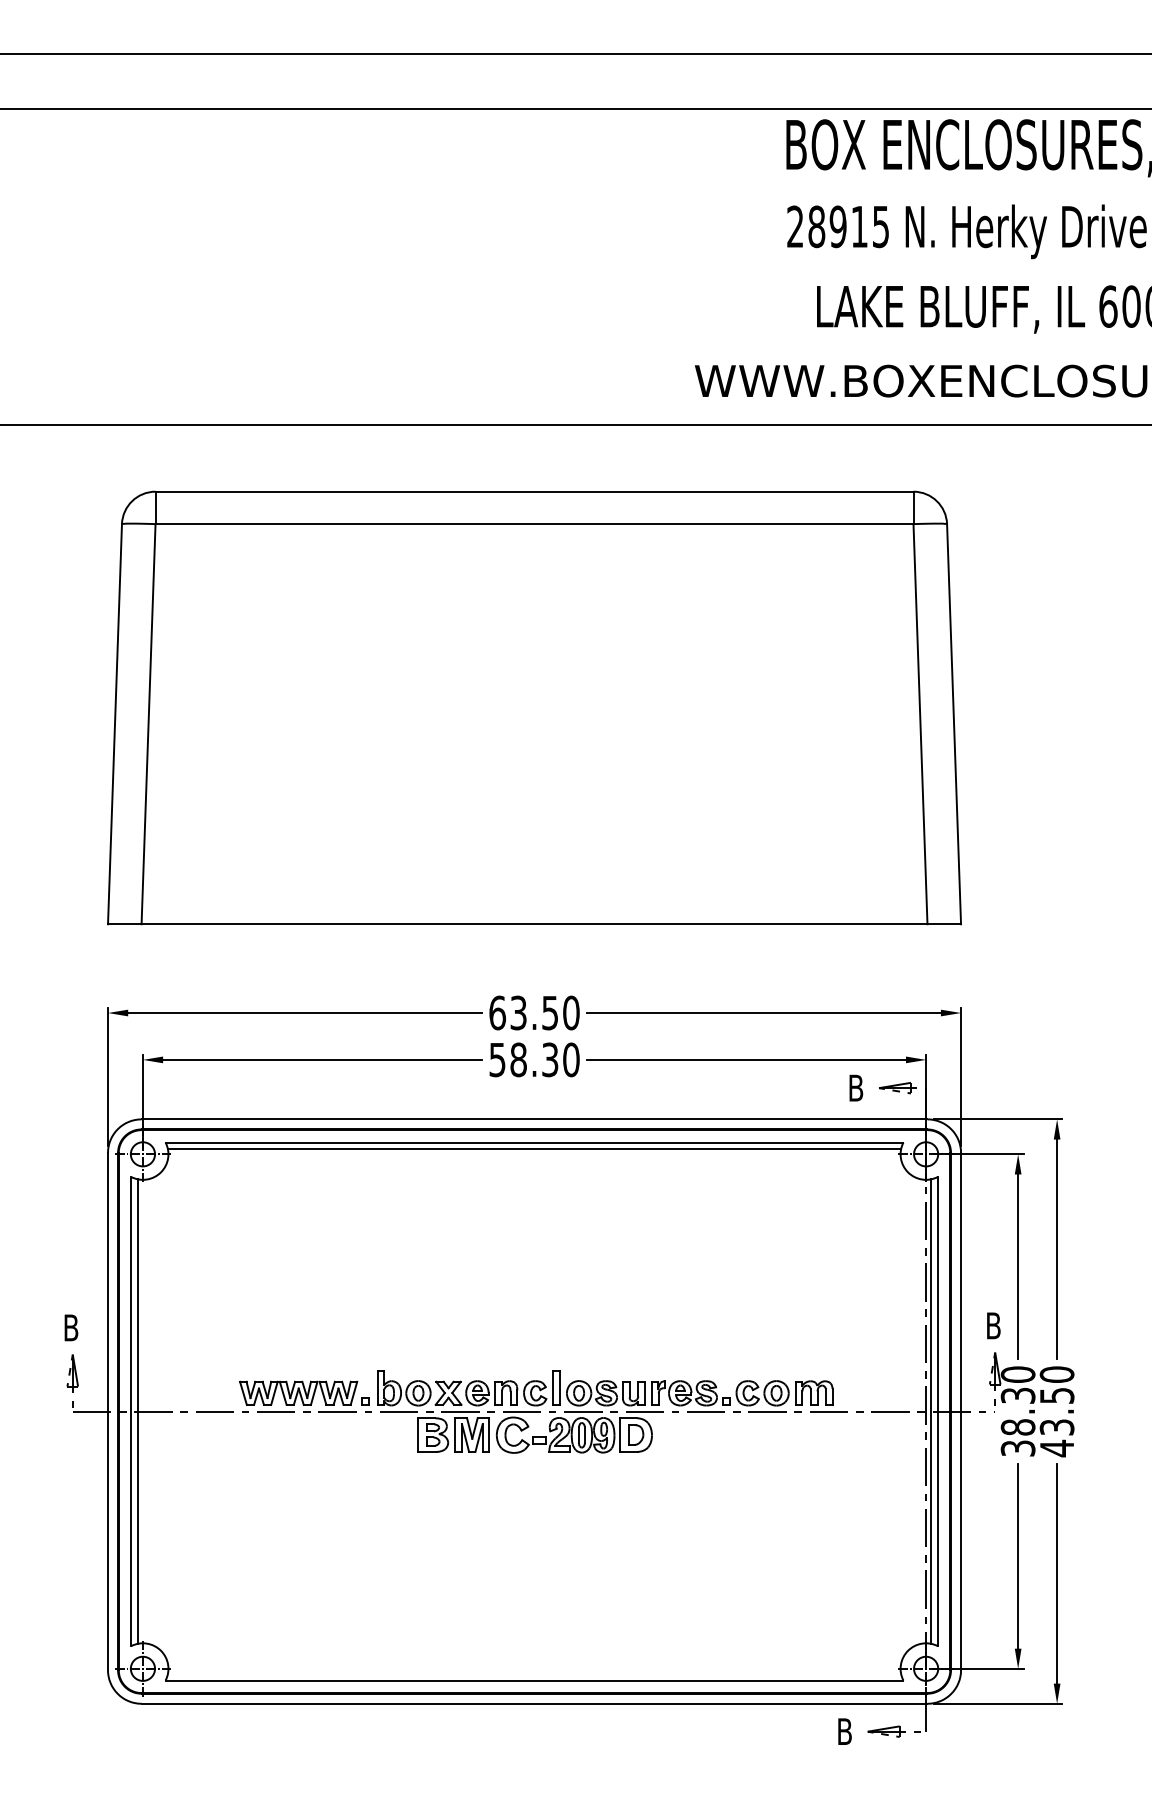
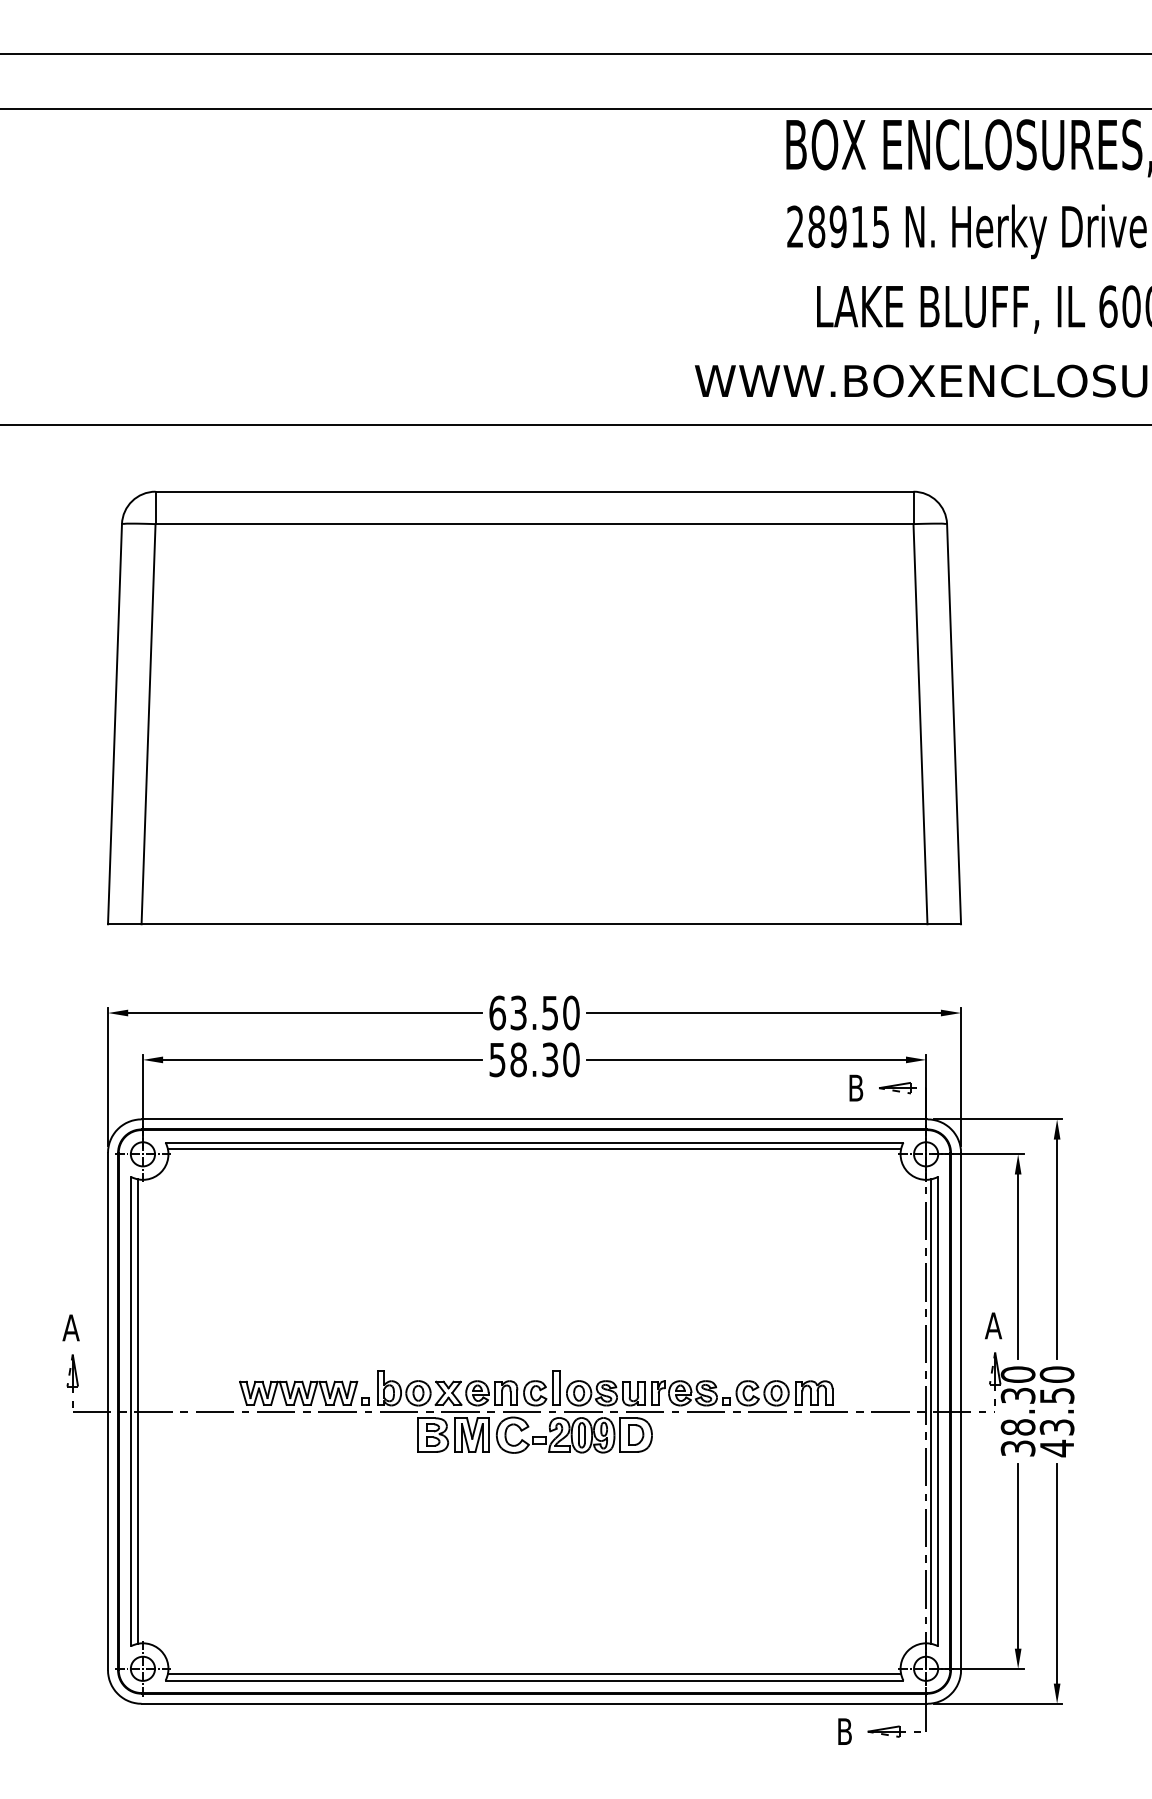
text: B -> A (993, 1325)
text: B -> A (70, 1327)
line: none -> present (534, 1673)
